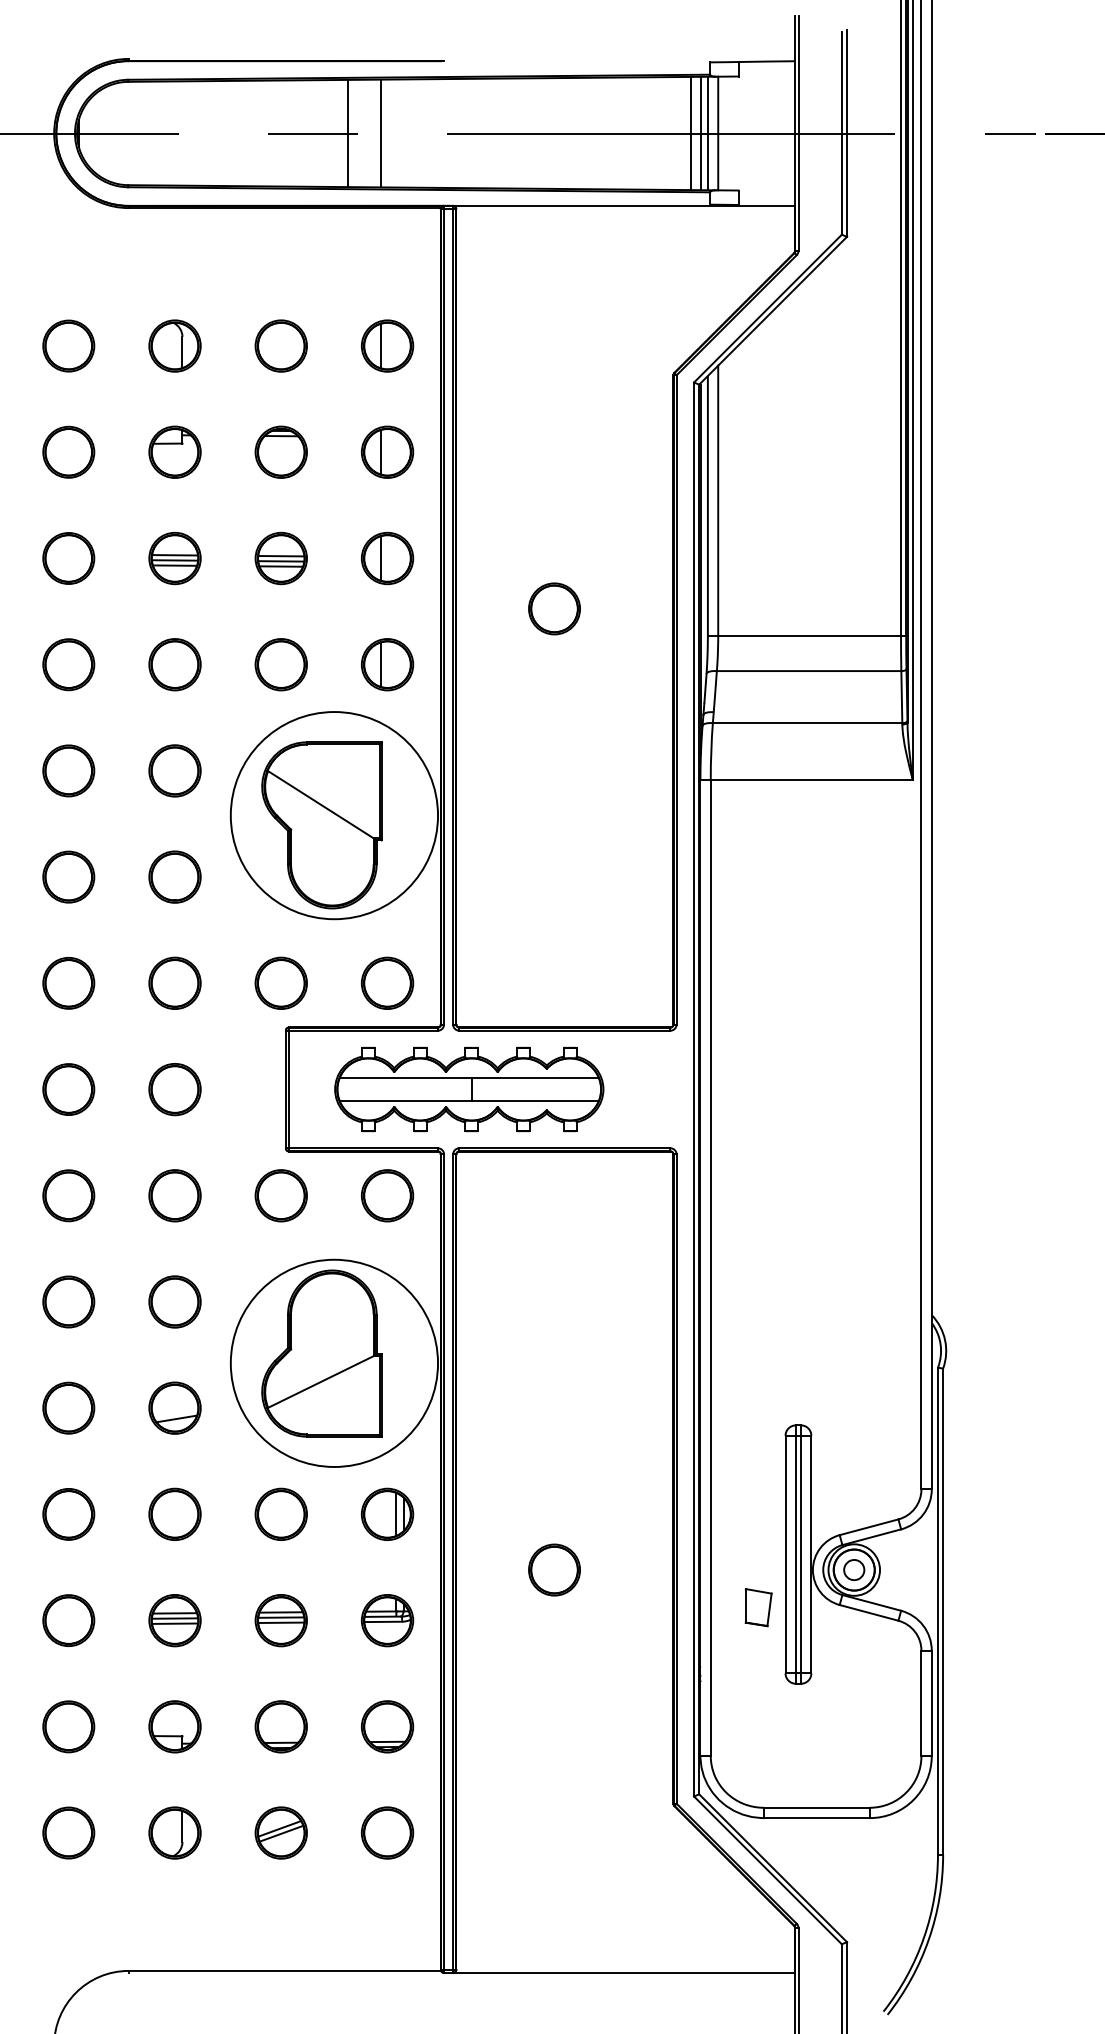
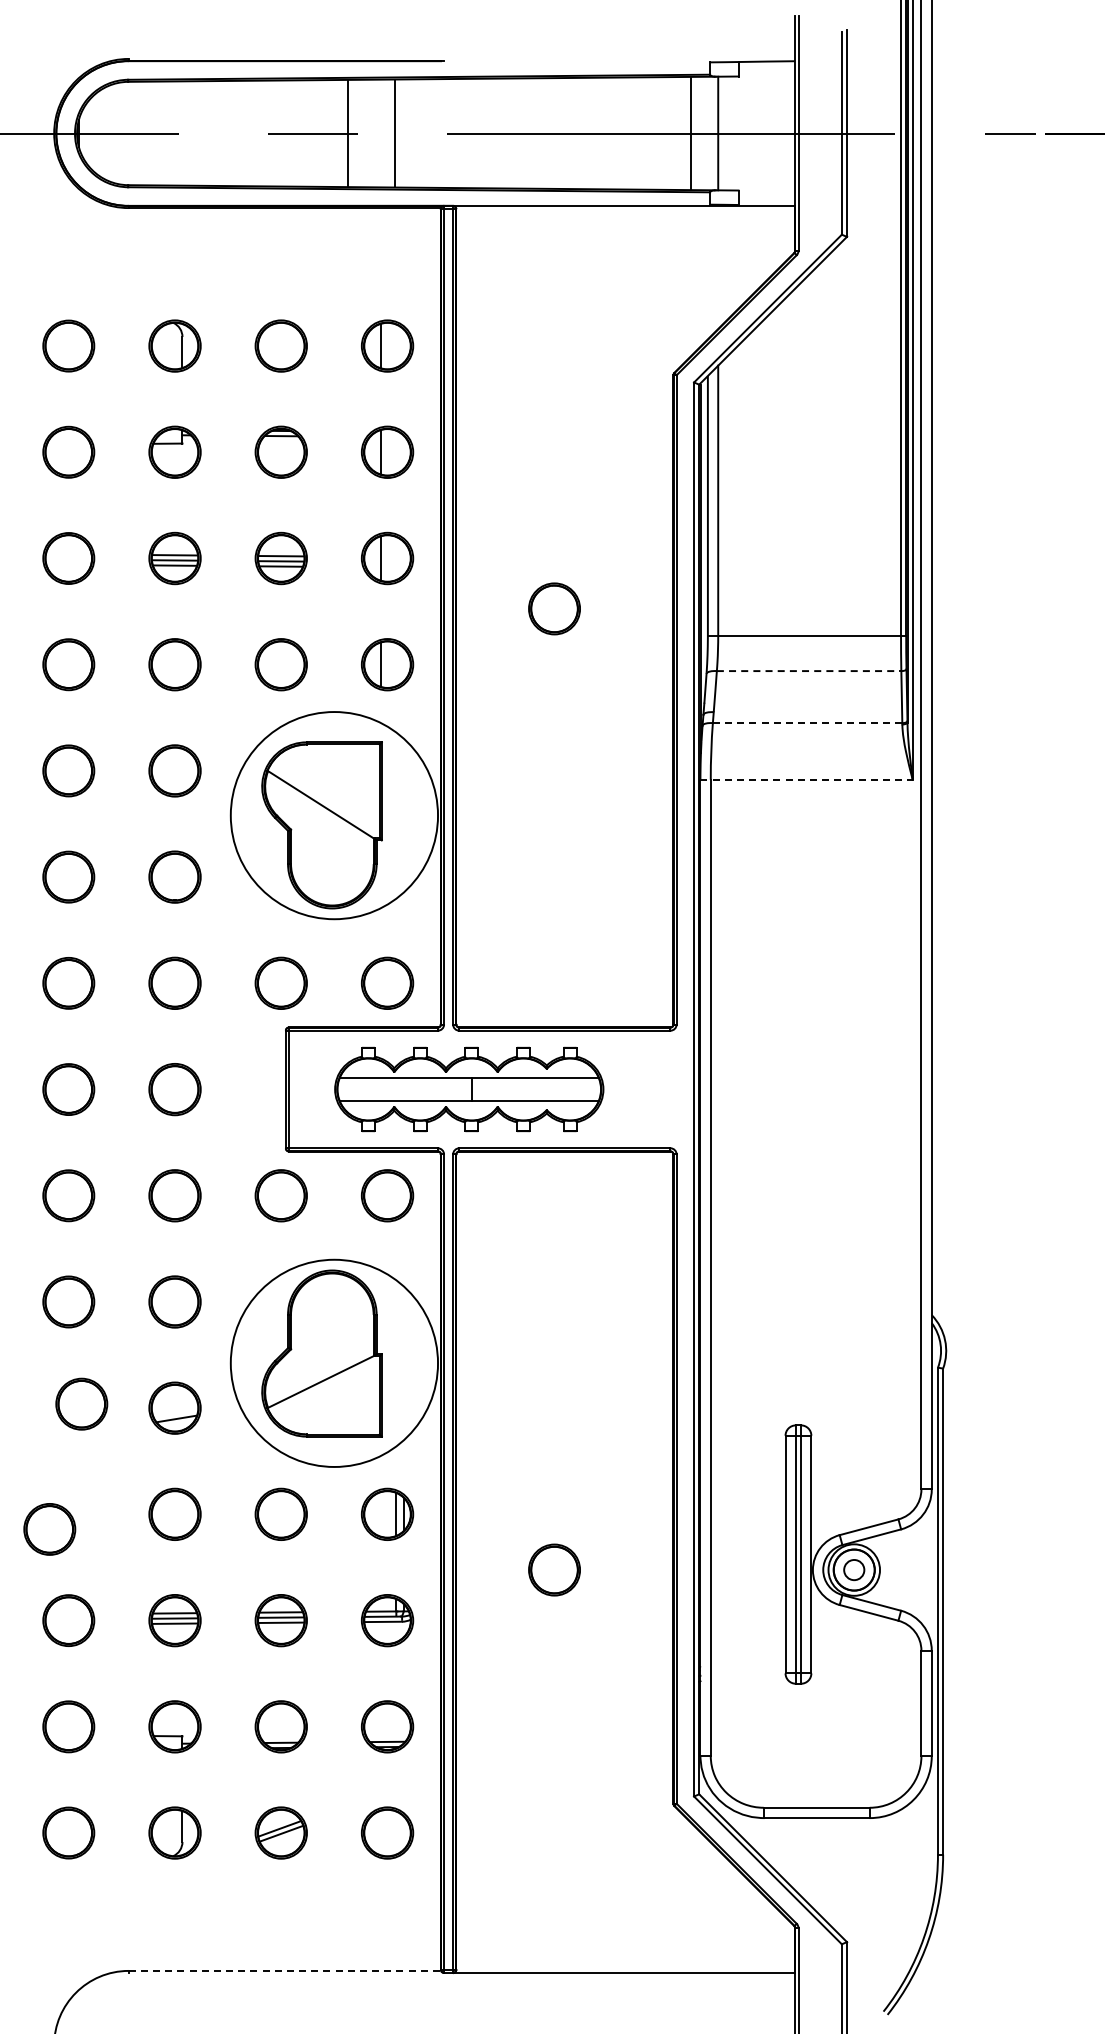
line position: (381, 133) -> (395, 133) (395, 133)
line: present -> none (700, 133)
line: present -> none (707, 133)
line: solid -> dashed (809, 671)
line: solid -> dashed (807, 723)
line: solid -> dashed (807, 779)
part position: (68, 1407) -> (81, 1403) (81, 1403)
part position: (68, 1514) -> (49, 1529) (49, 1529)
part: present -> none (758, 1607)
line: solid -> dashed (285, 1970)
